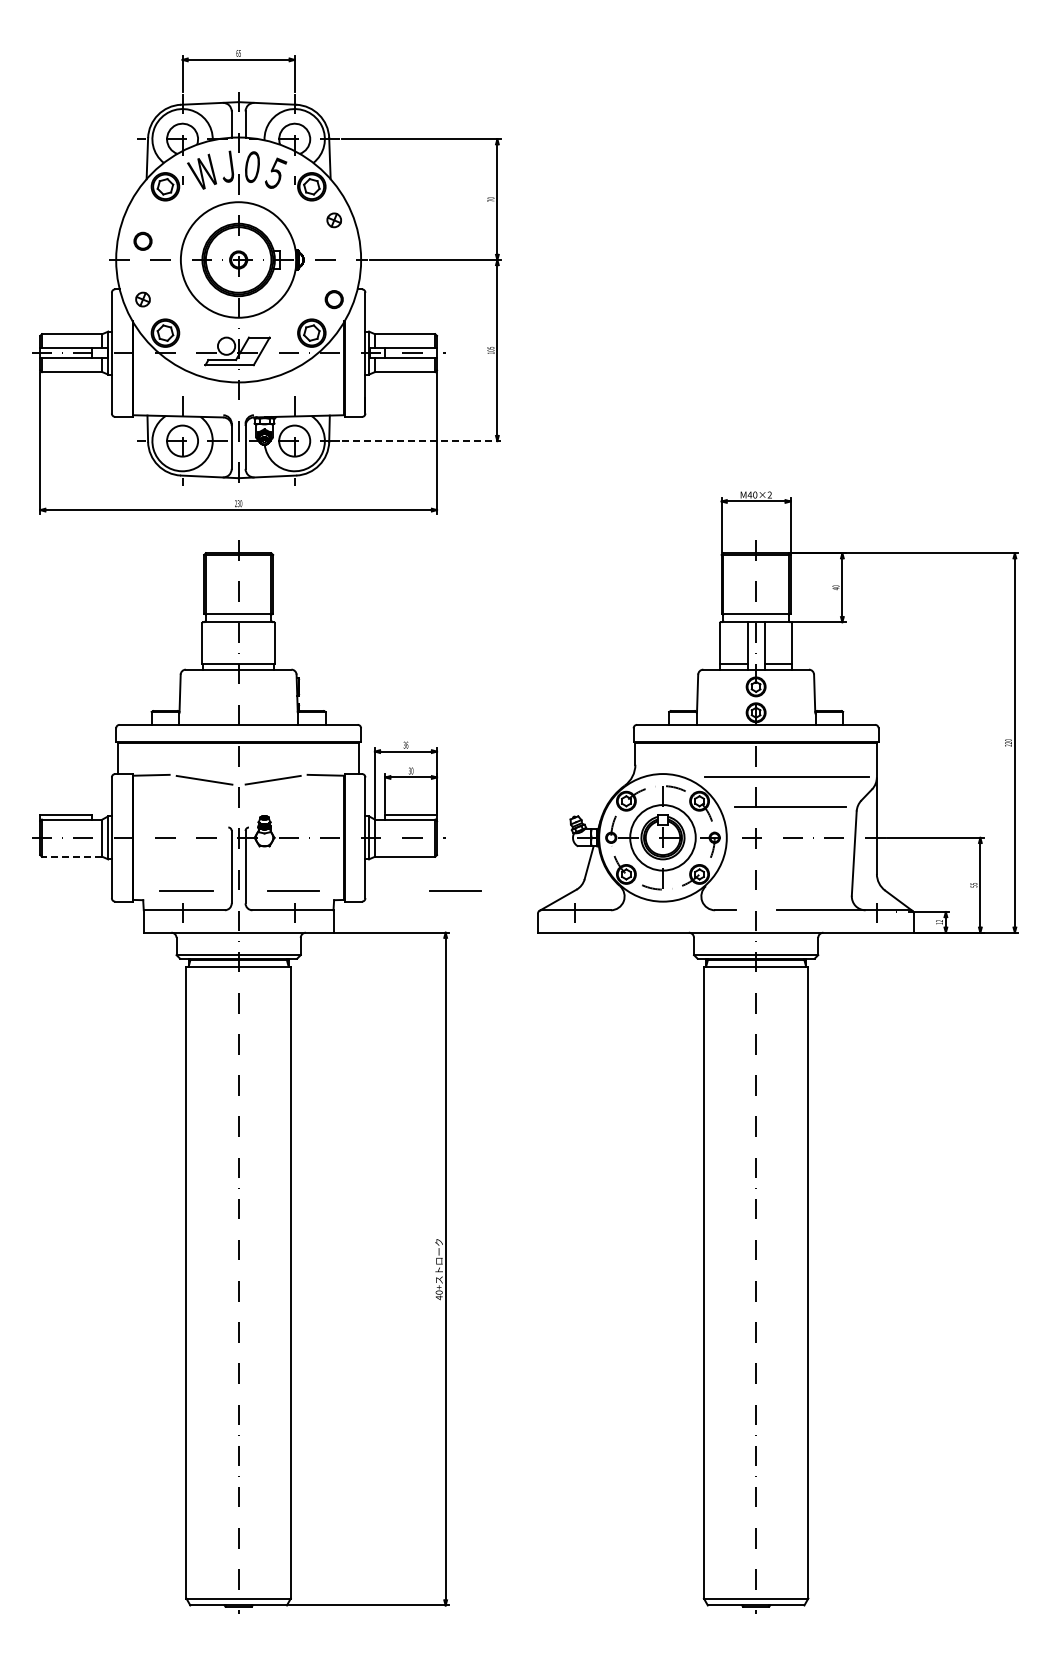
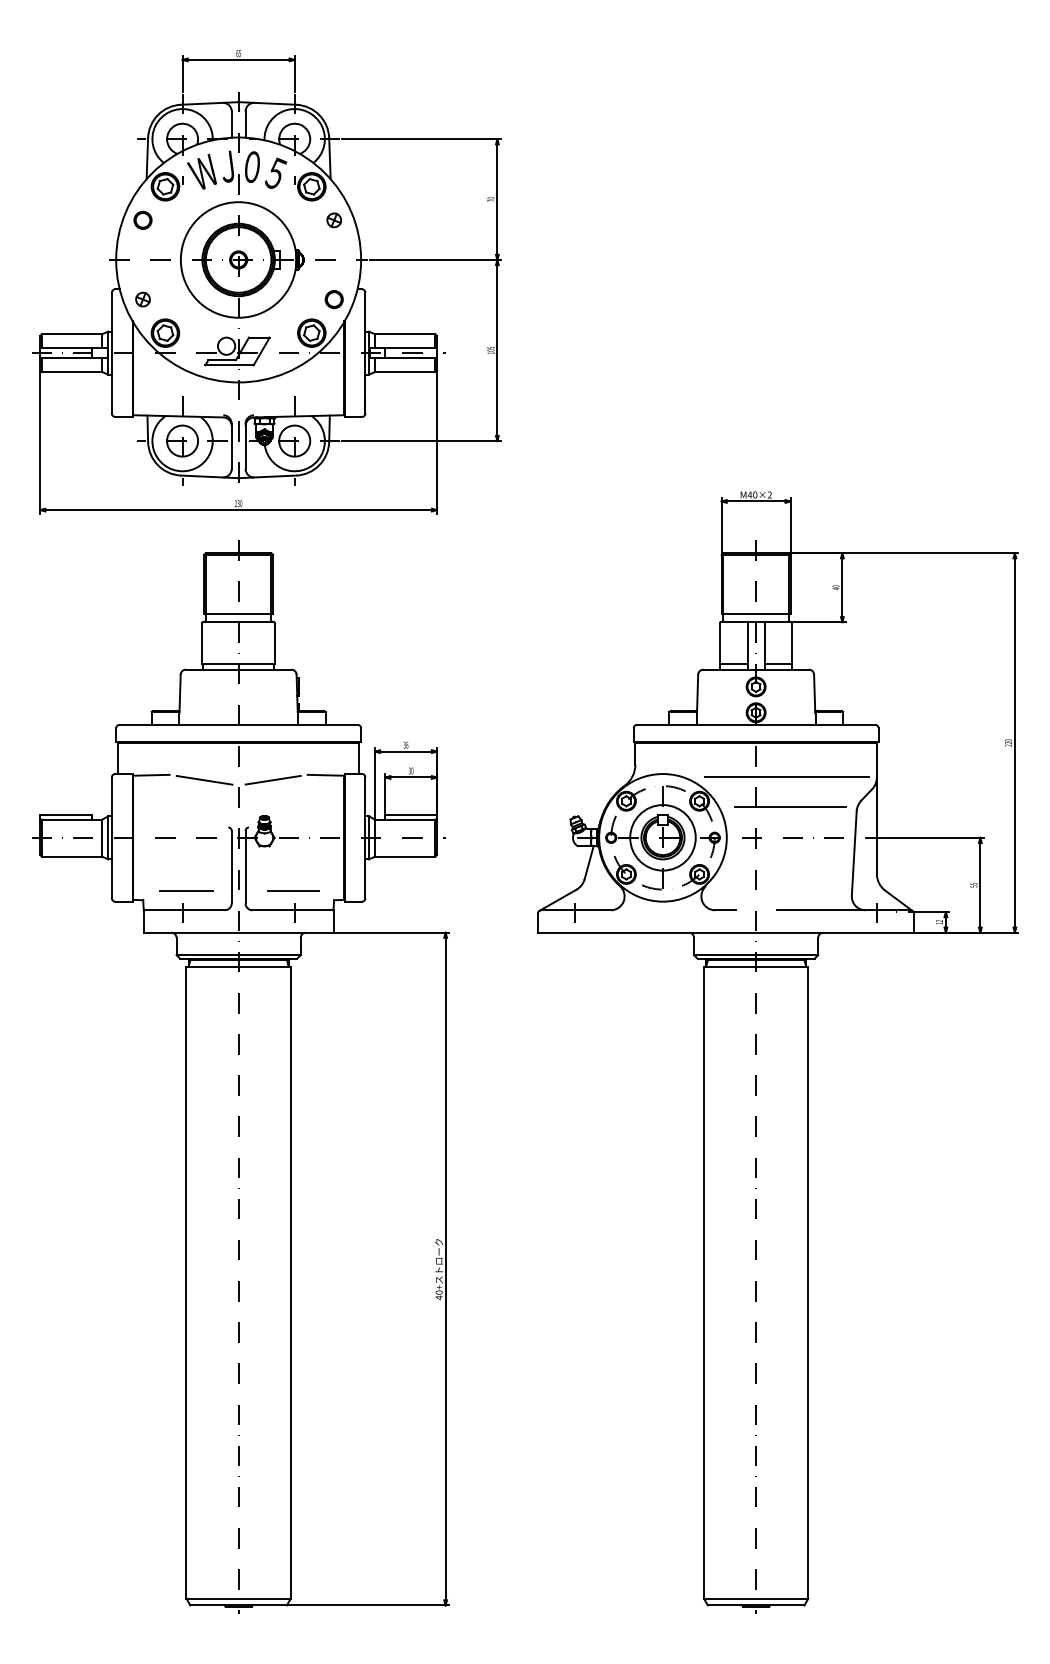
circle position: (142, 240) -> (142, 219) (142, 219)
line: dashed -> solid (421, 441)
line: dashed -> solid (71, 856)
line: present -> none (455, 890)
